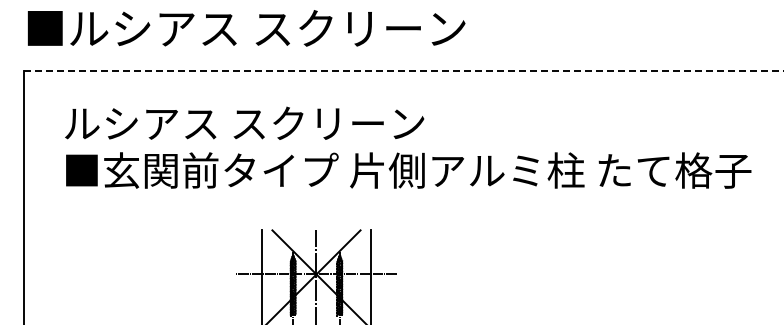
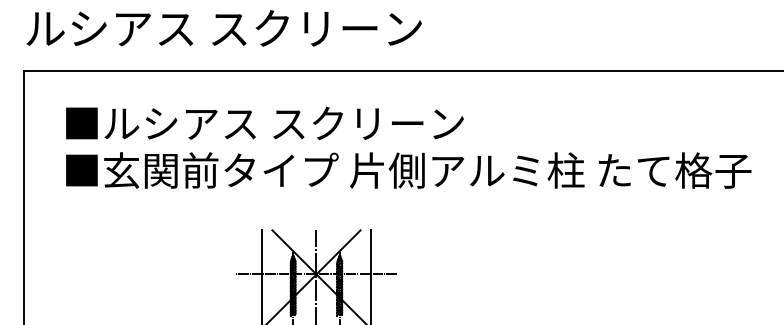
text: ■ルシアス スクリーン -> ルシアス スクリーン (245, 28)
line: dashed -> solid (403, 71)
text: ルシアス スクリーン -> ■ルシアス スクリーン (264, 122)
